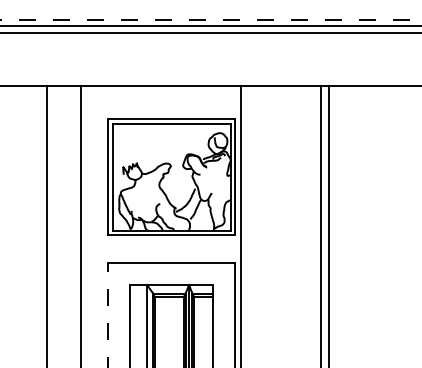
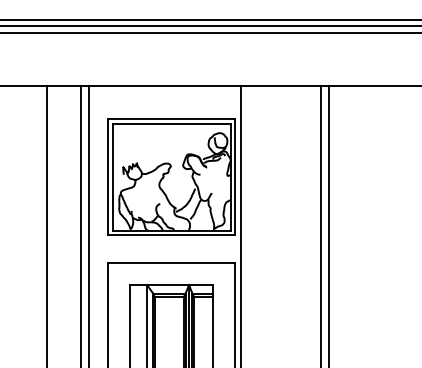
line: dashed -> solid (211, 19)
line: none -> present (89, 224)
line: dashed -> solid (108, 314)
